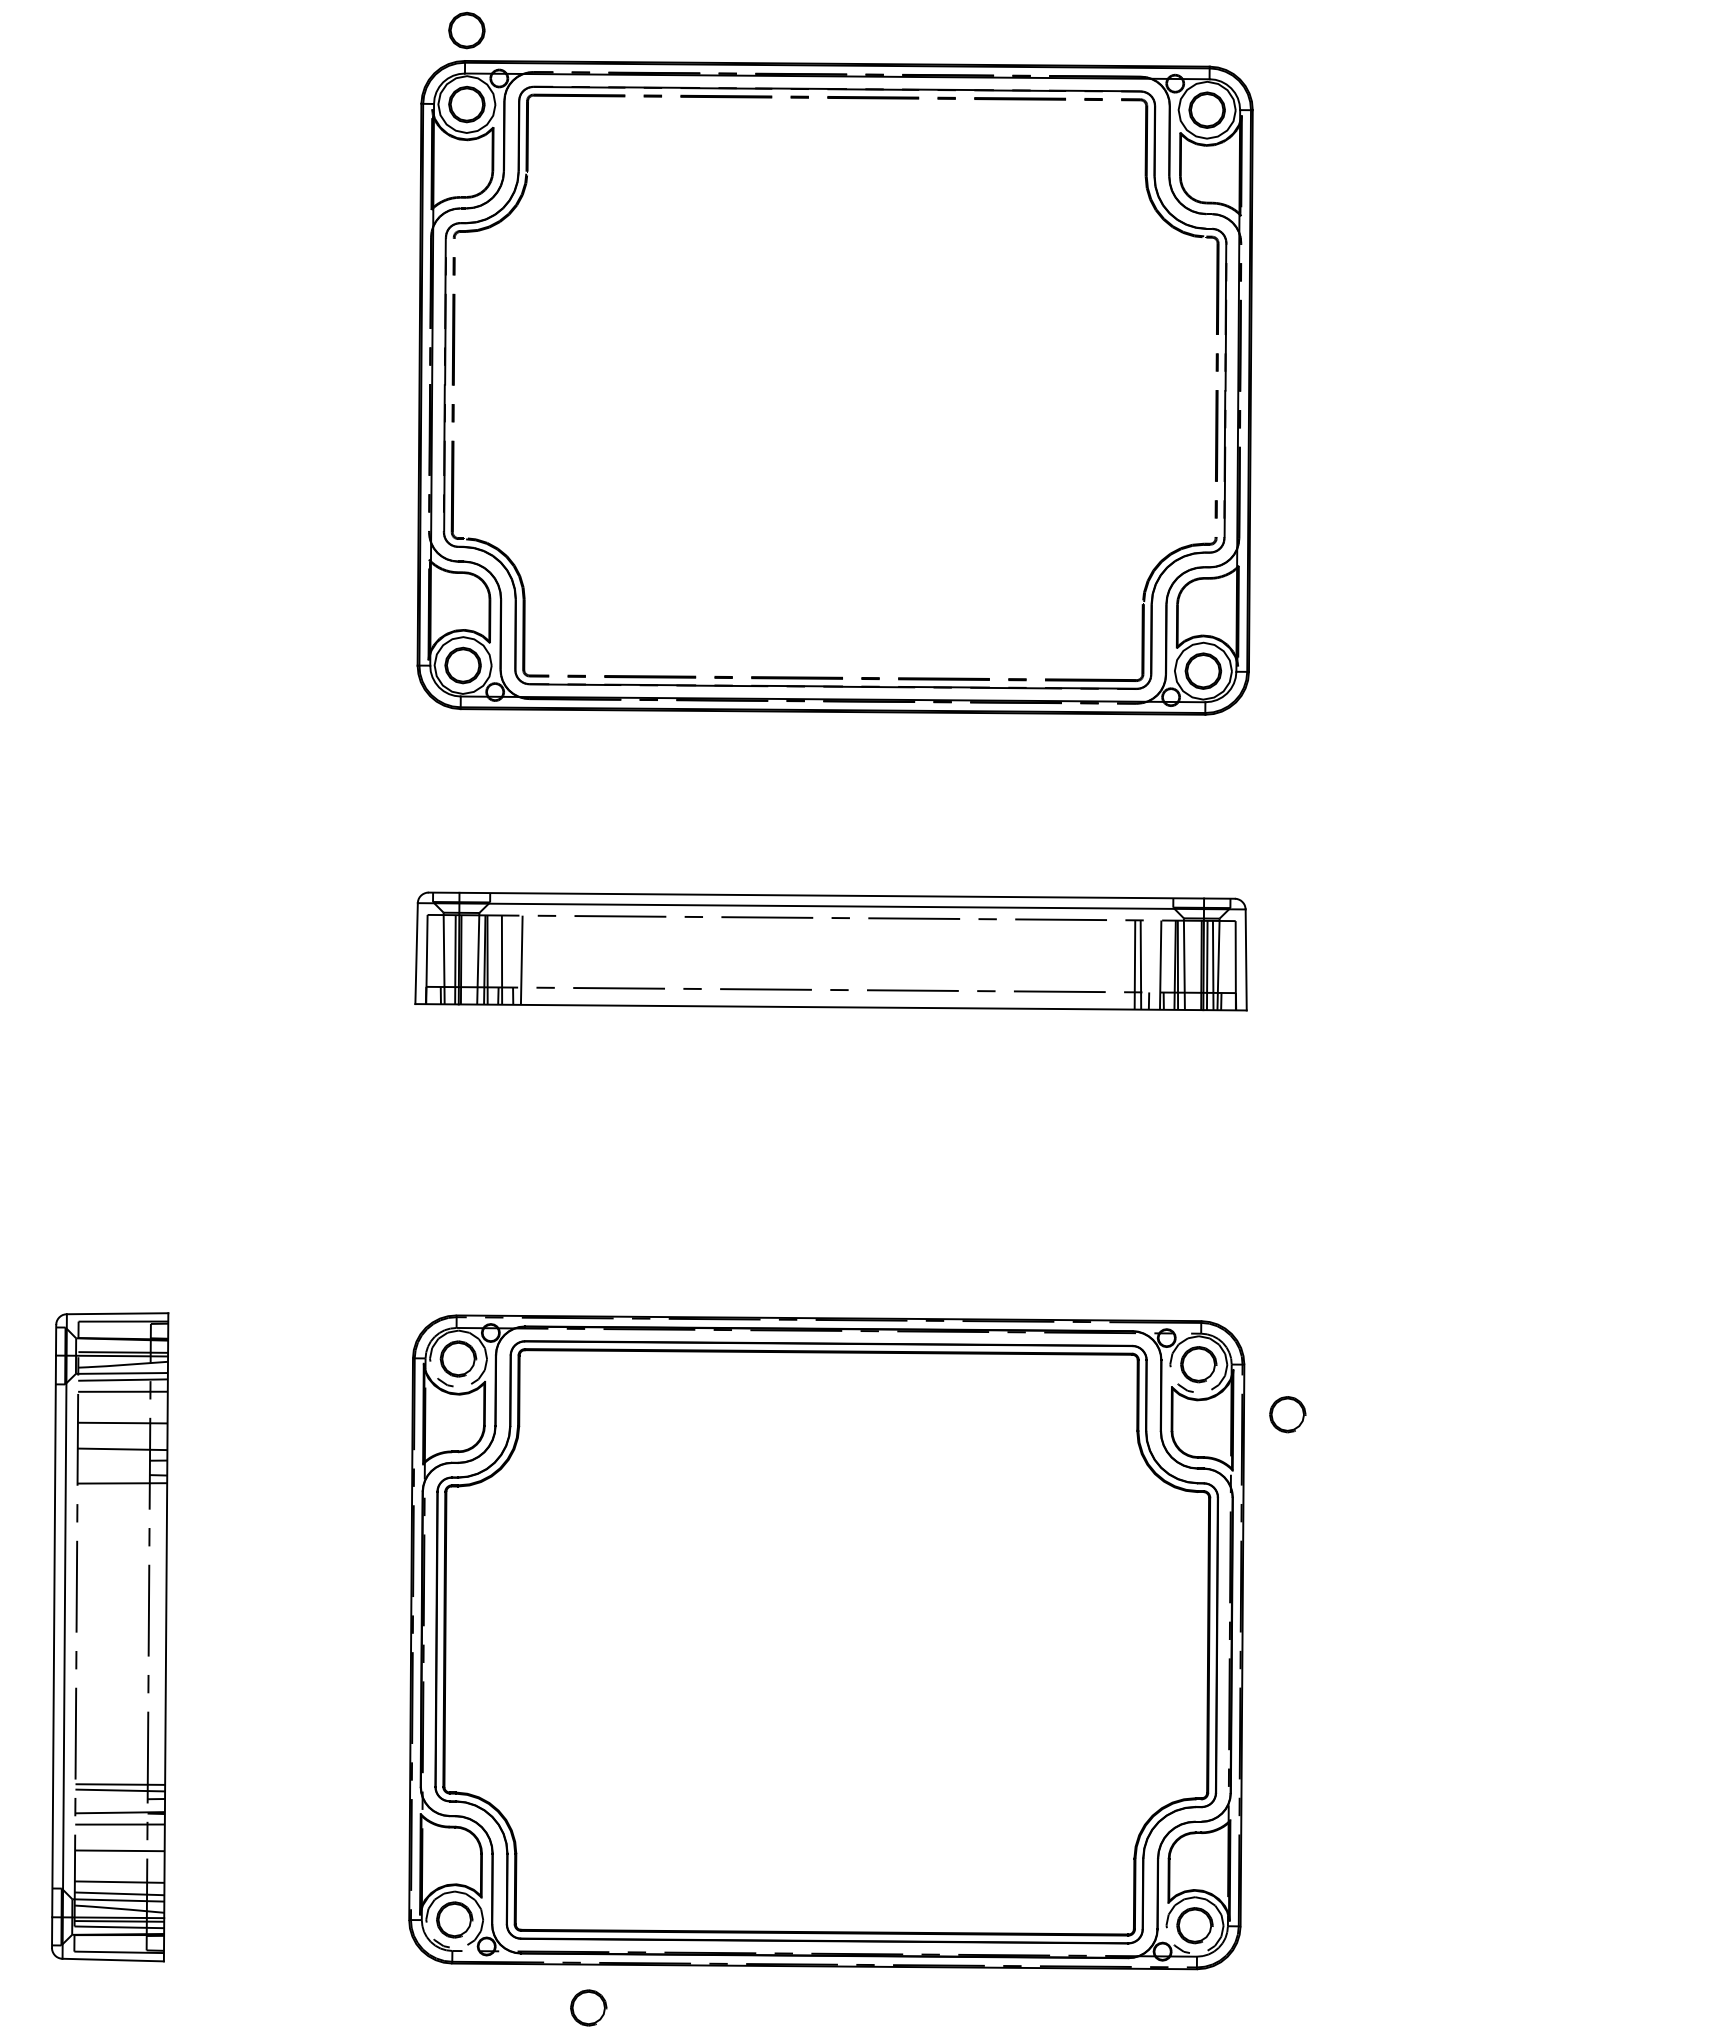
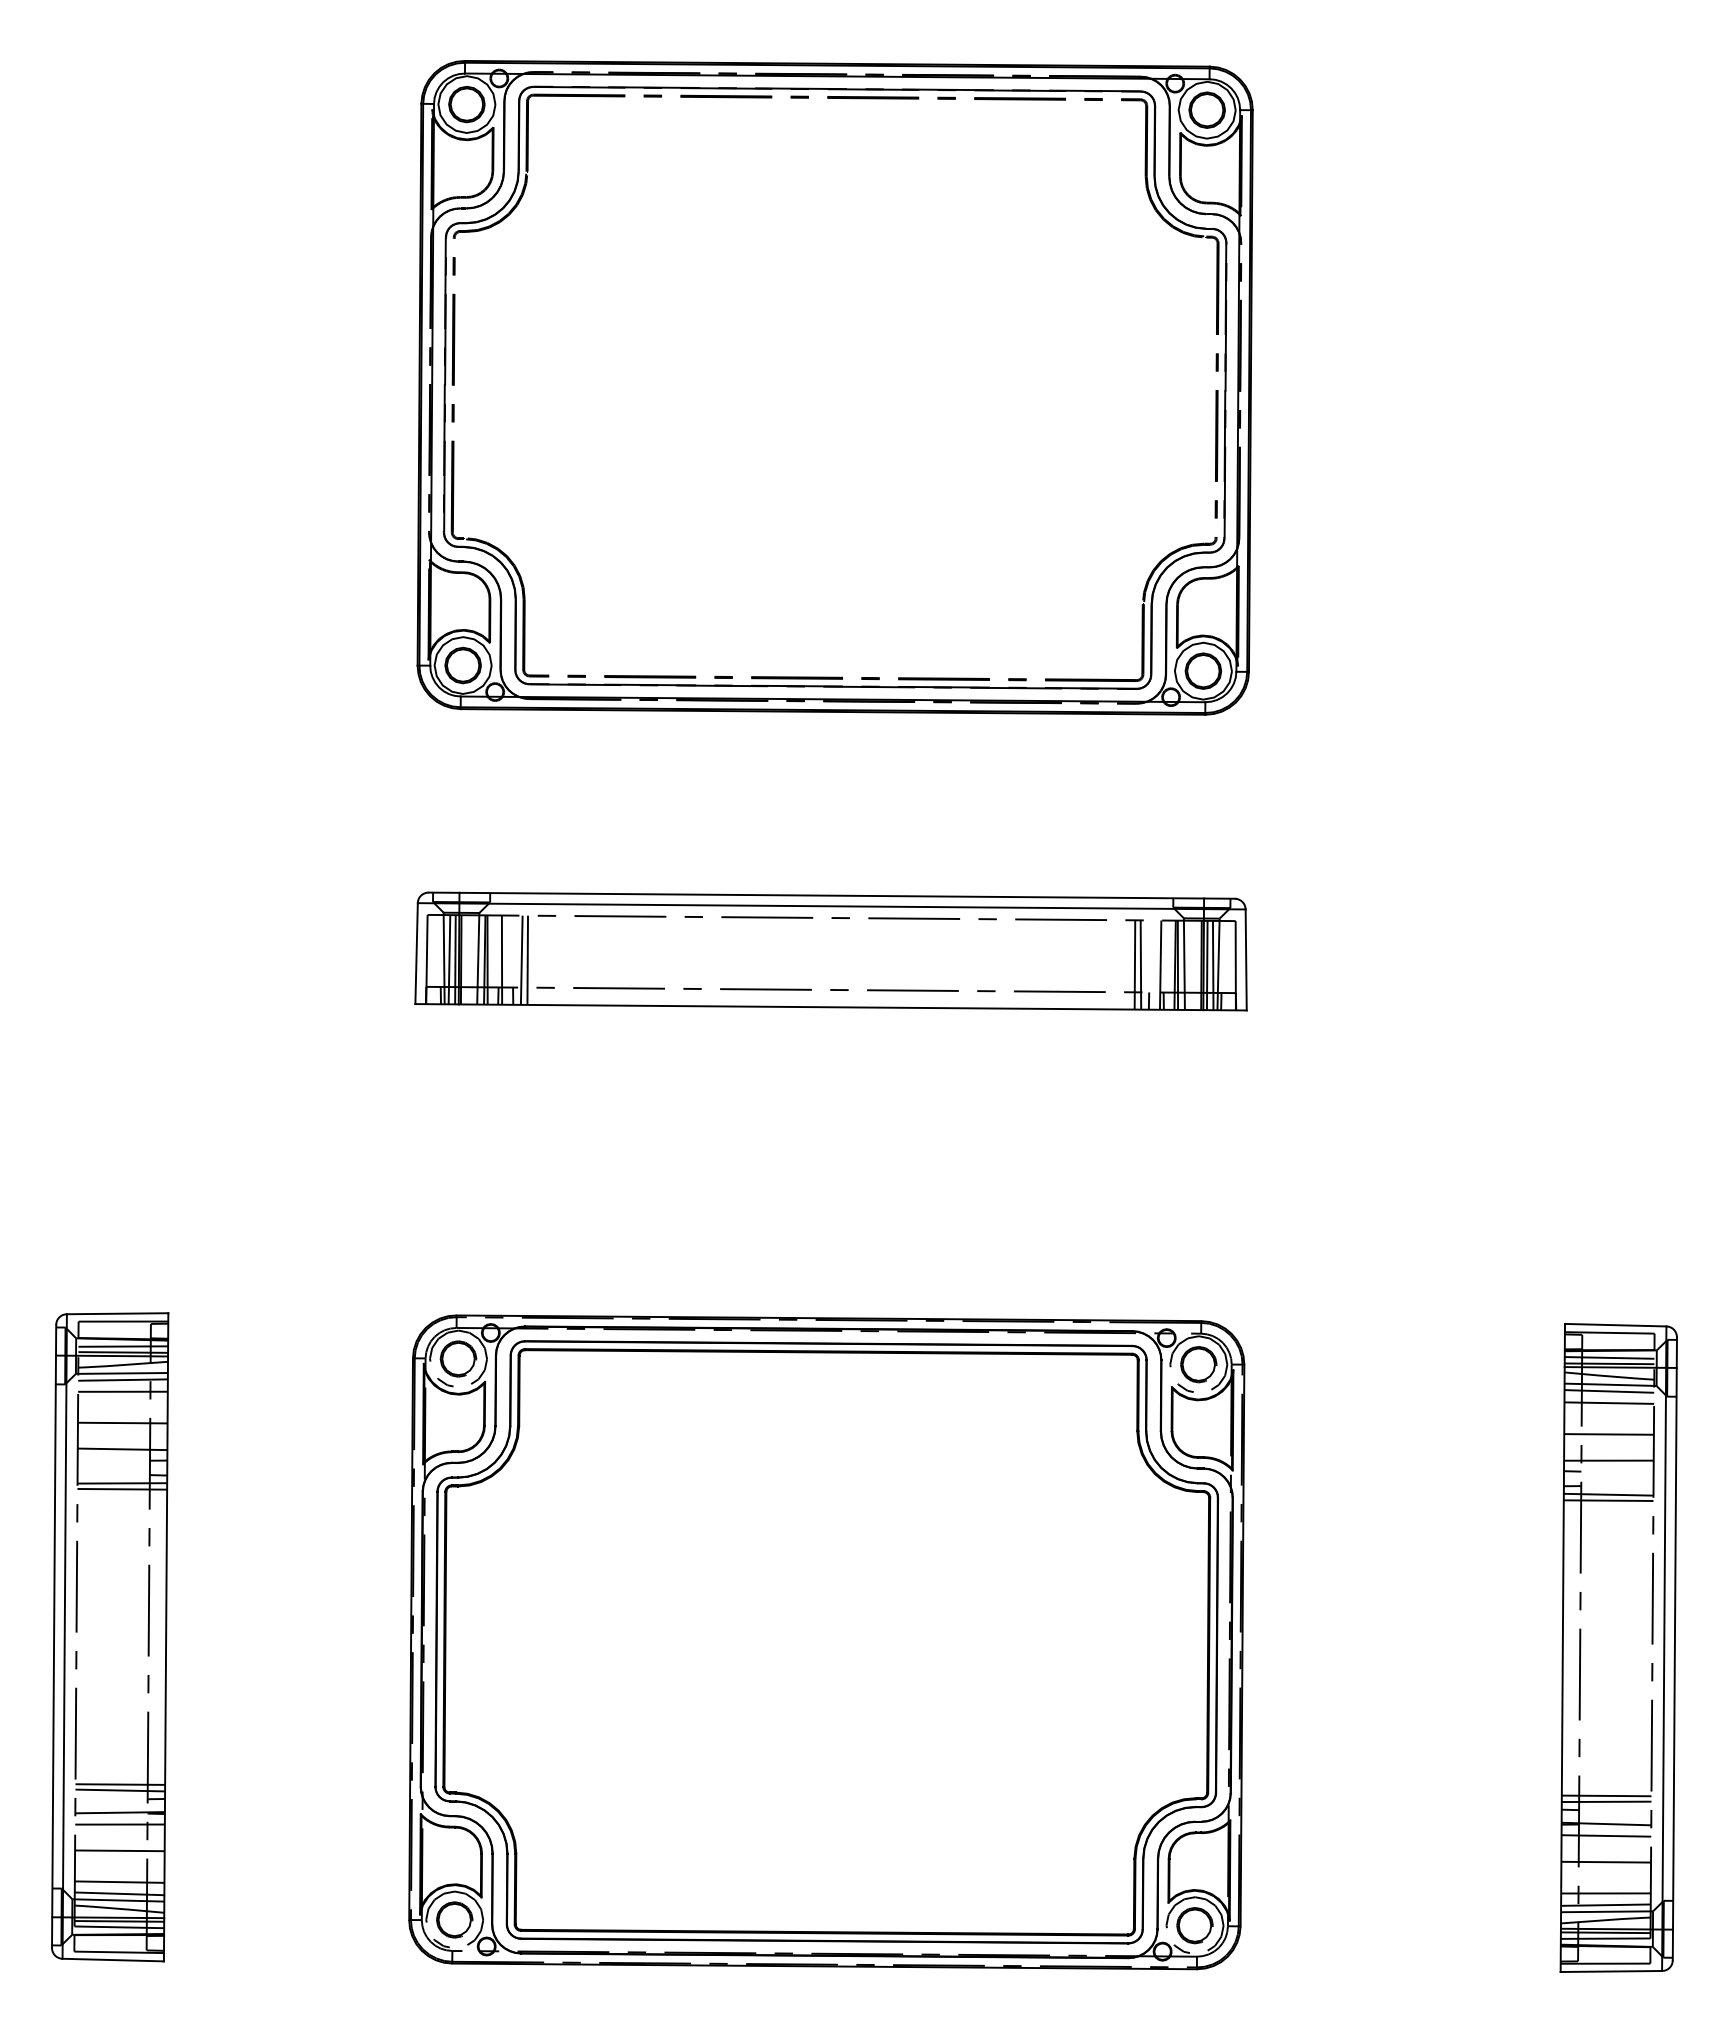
part: present -> none (466, 30)
line: none -> present (449, 959)
line: none -> present (527, 959)
line: none -> present (123, 1346)
part: present -> none (1287, 1414)
line: none -> present (122, 1488)
part: none -> present (1618, 1647)
part: present -> none (588, 2007)
